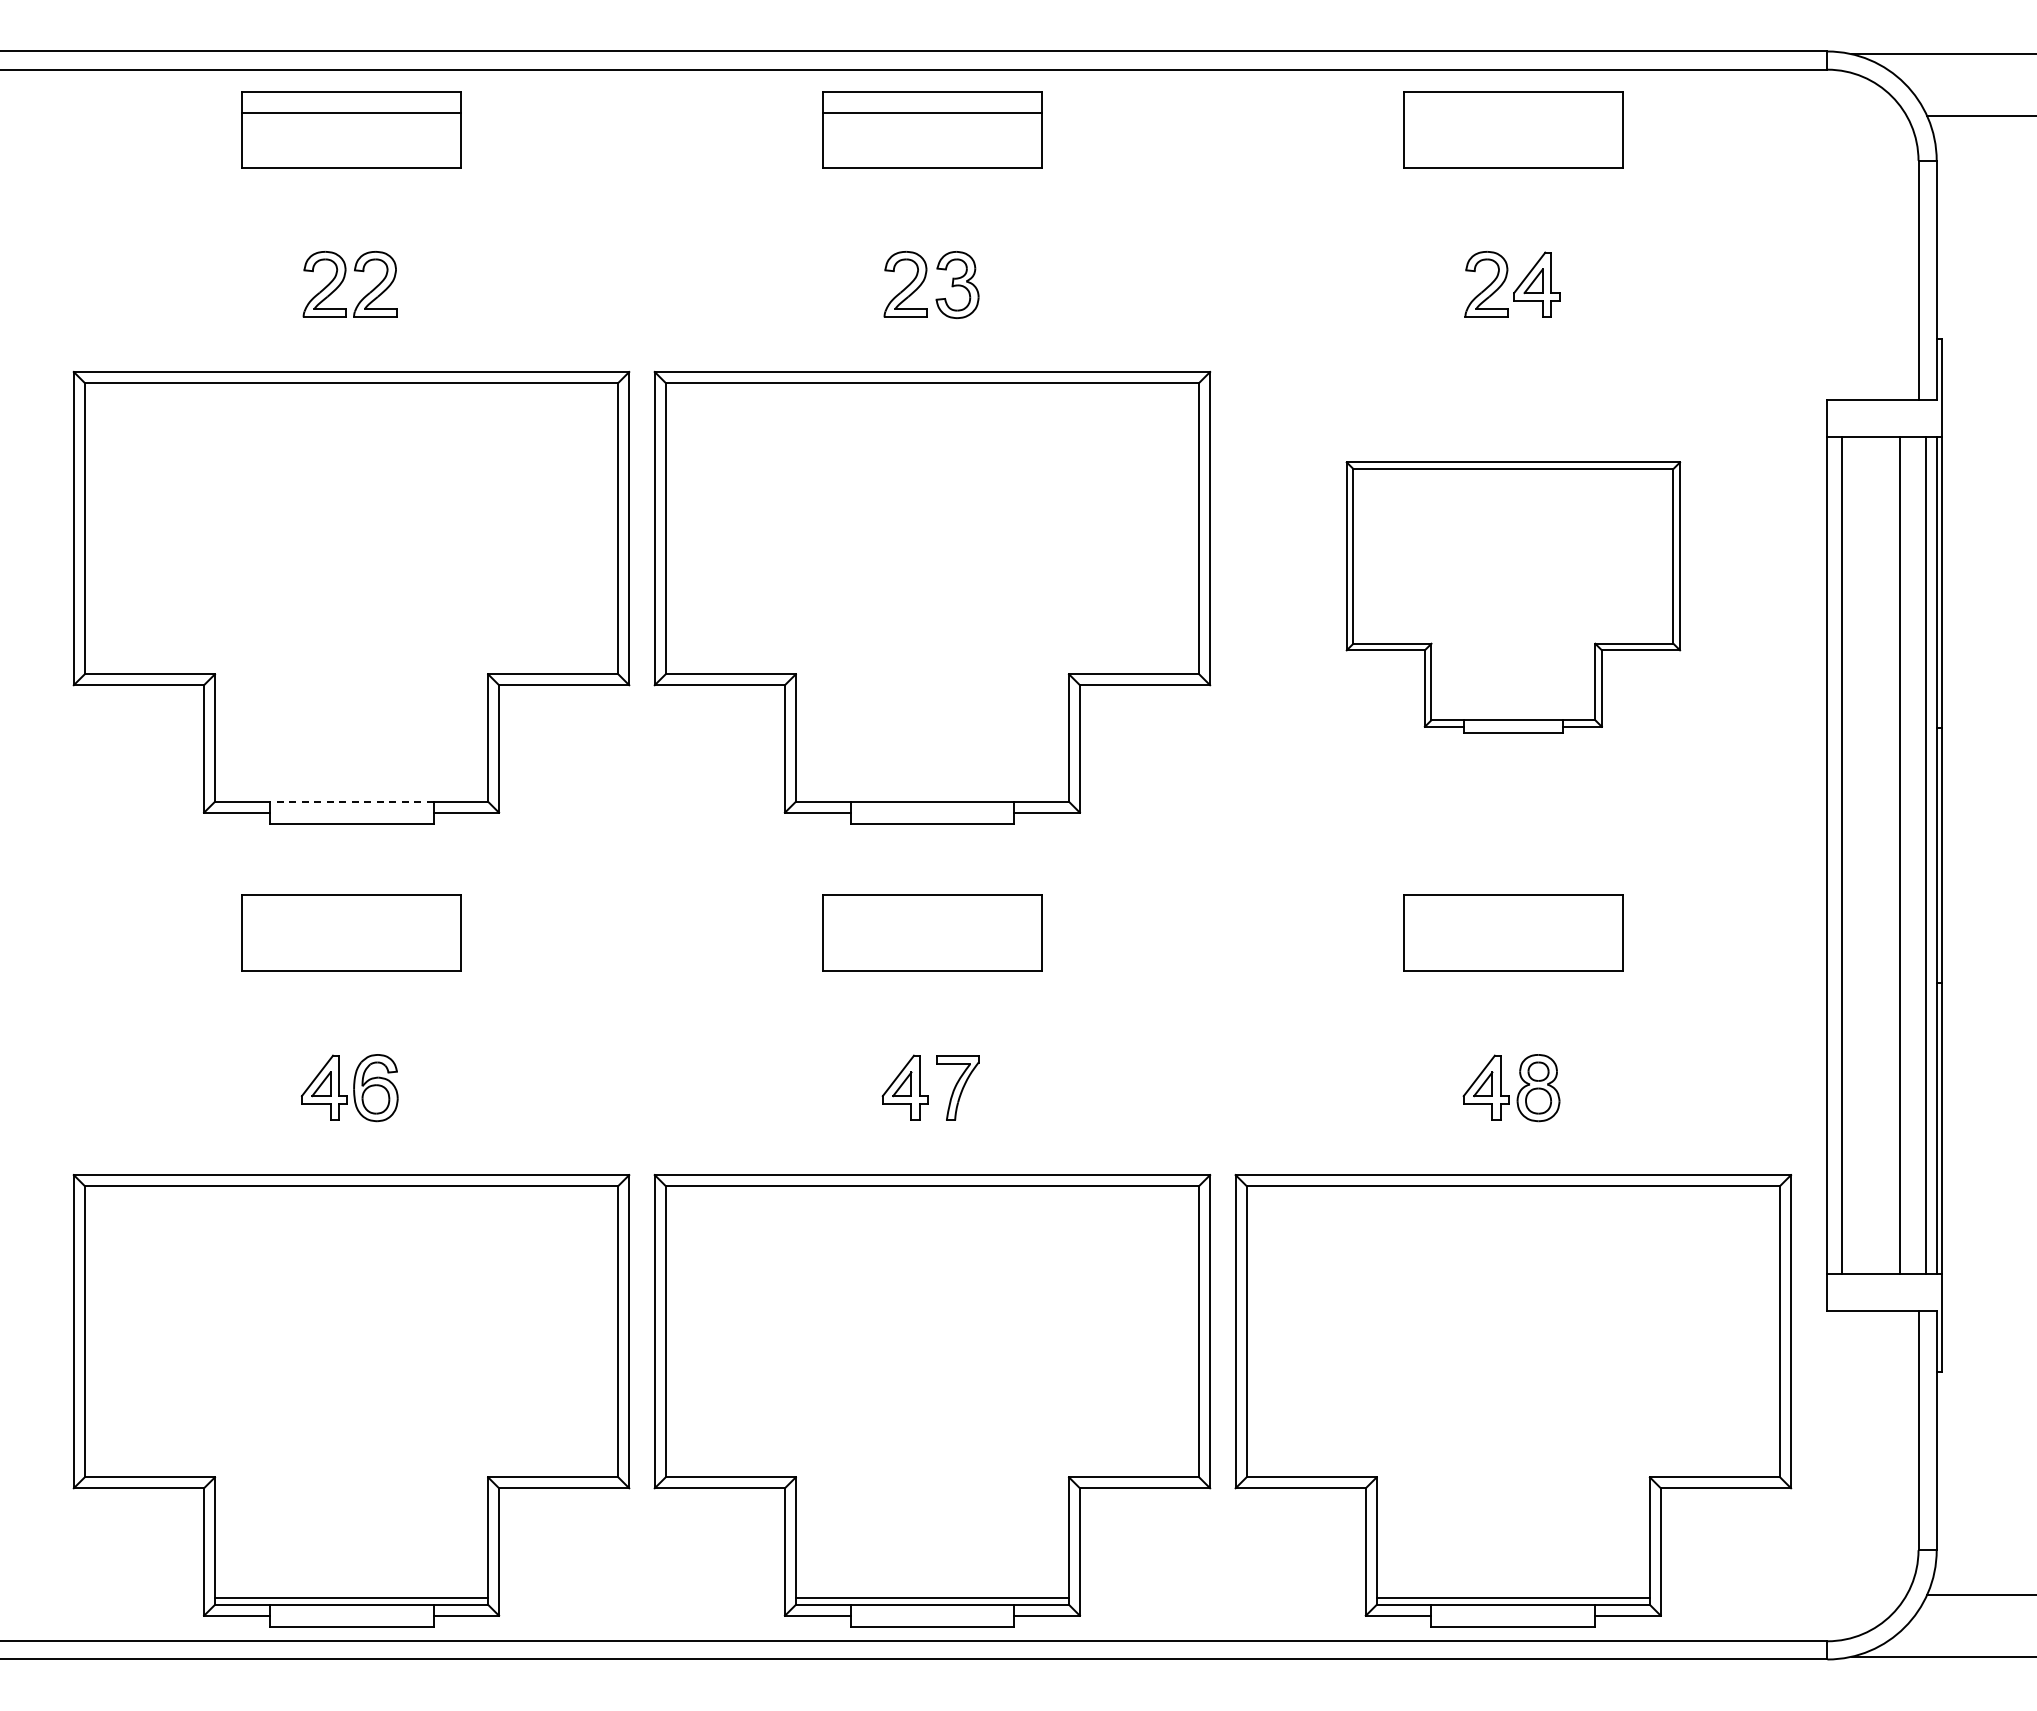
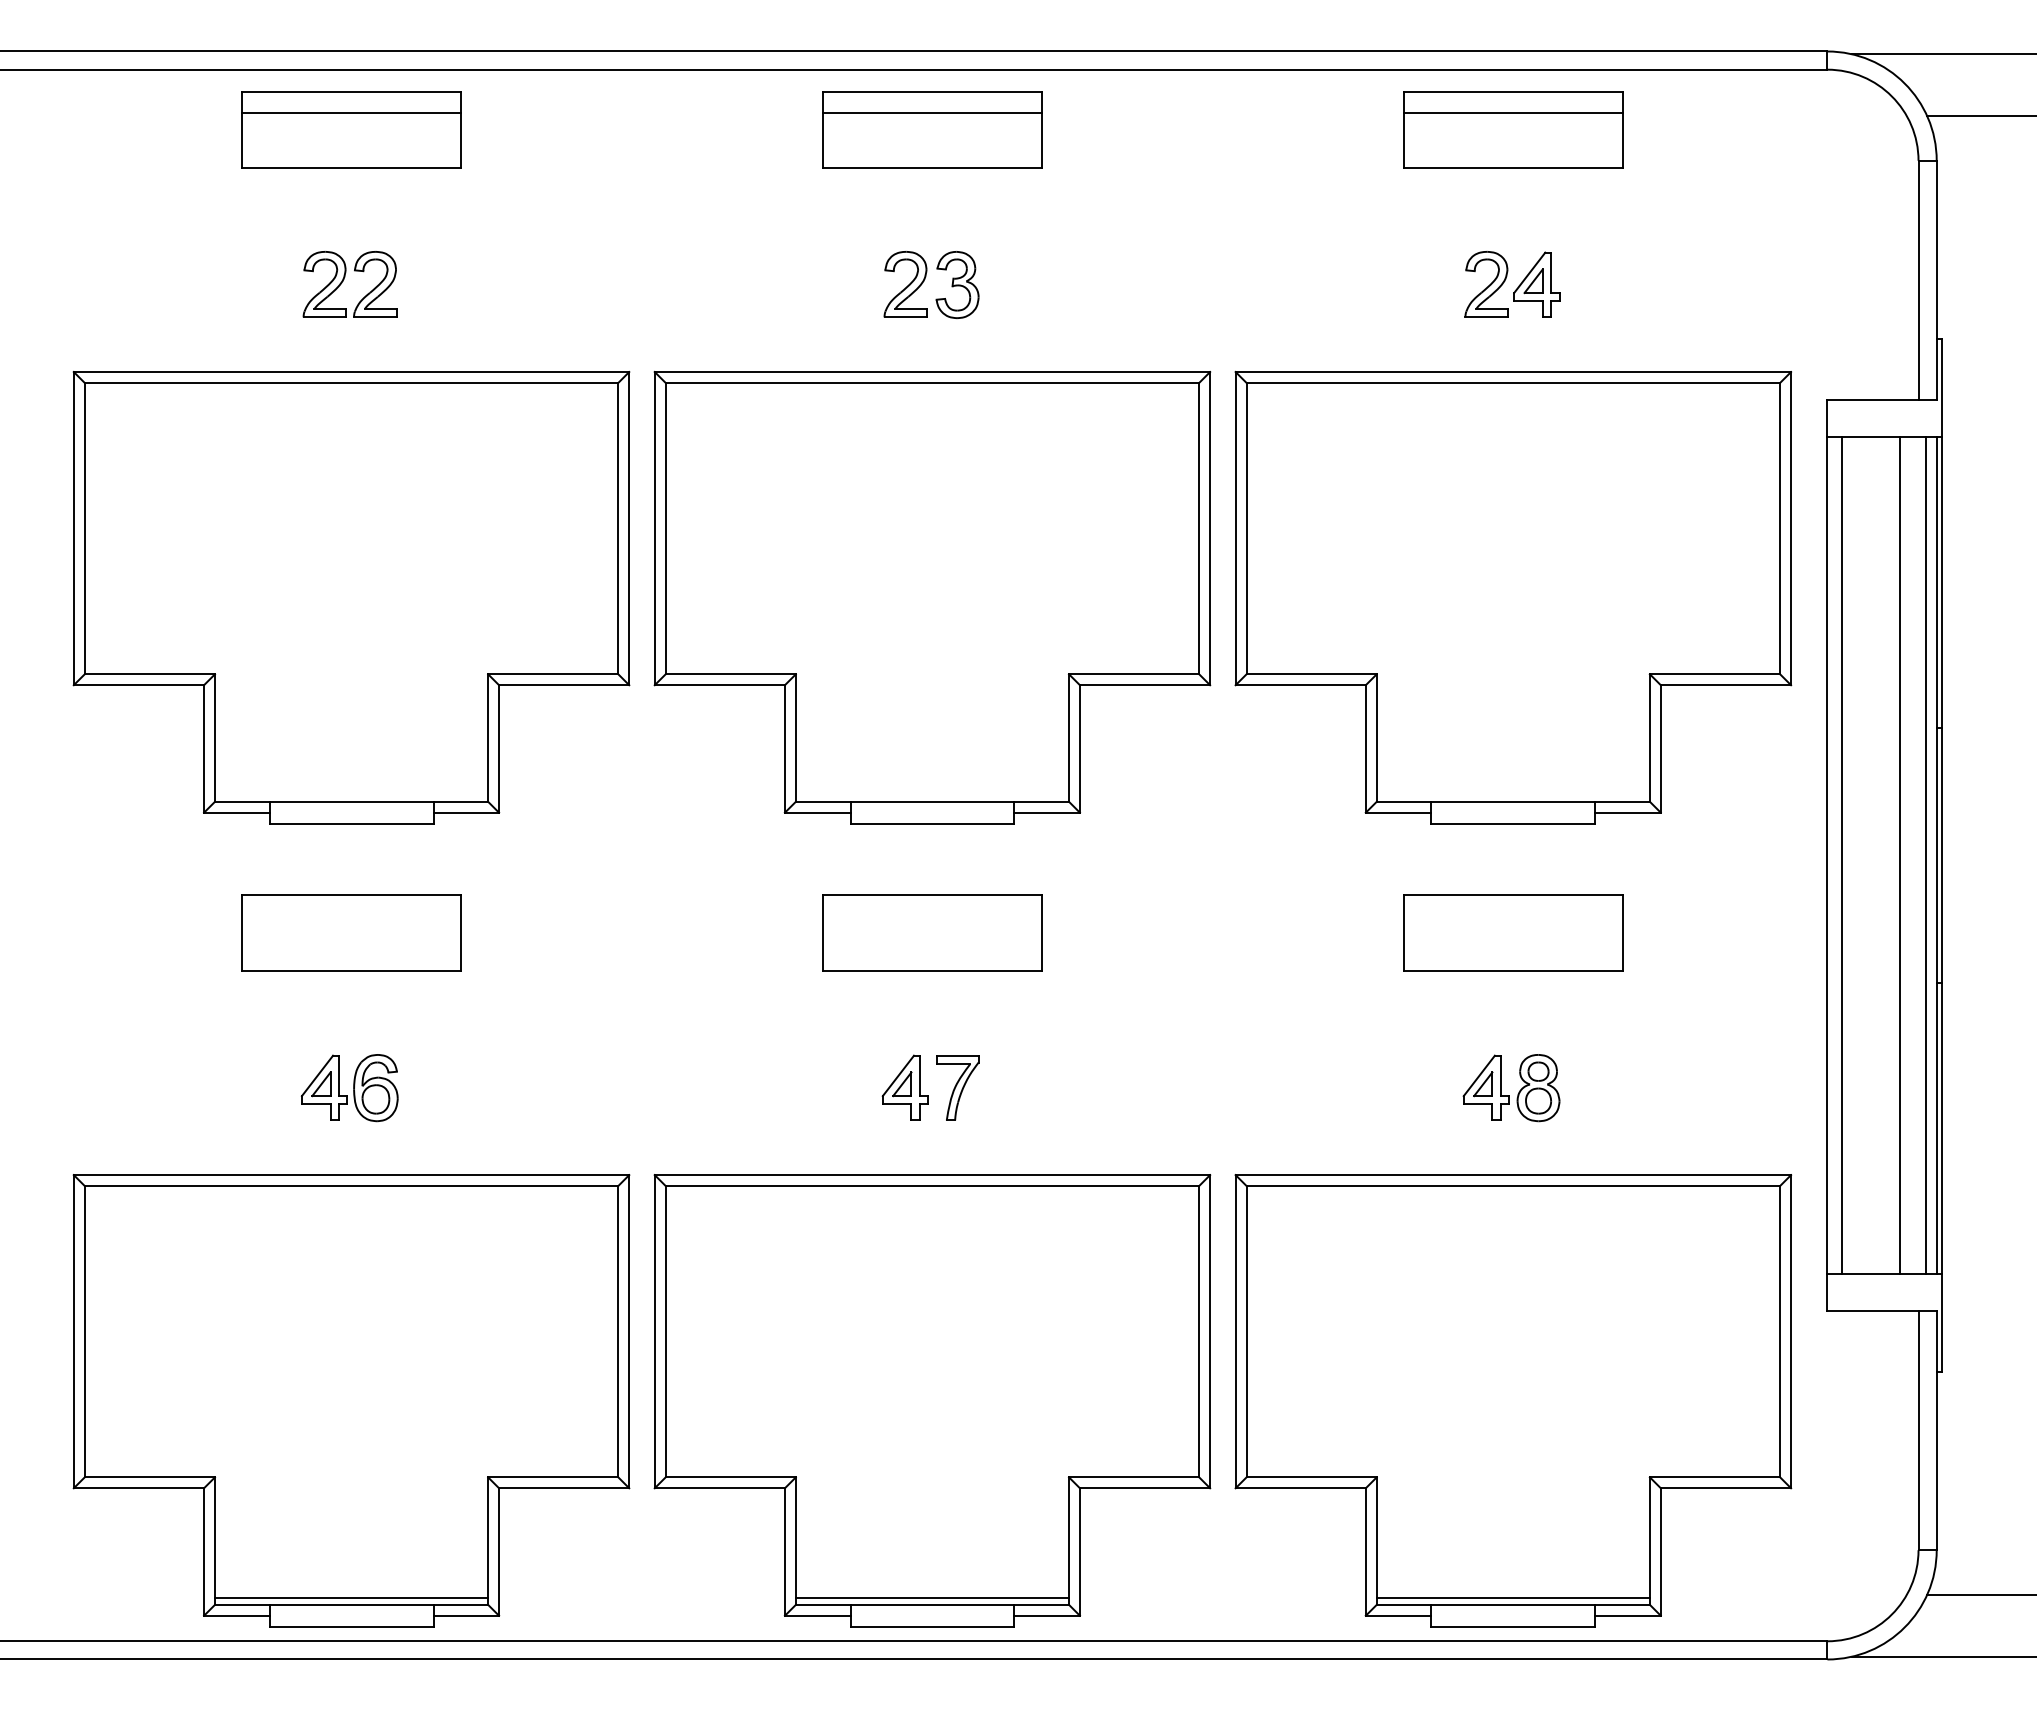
line: none -> present (1513, 112)
part size: 337x273 px -> 559x454 px (1513, 597)
line: dashed -> solid (351, 801)
